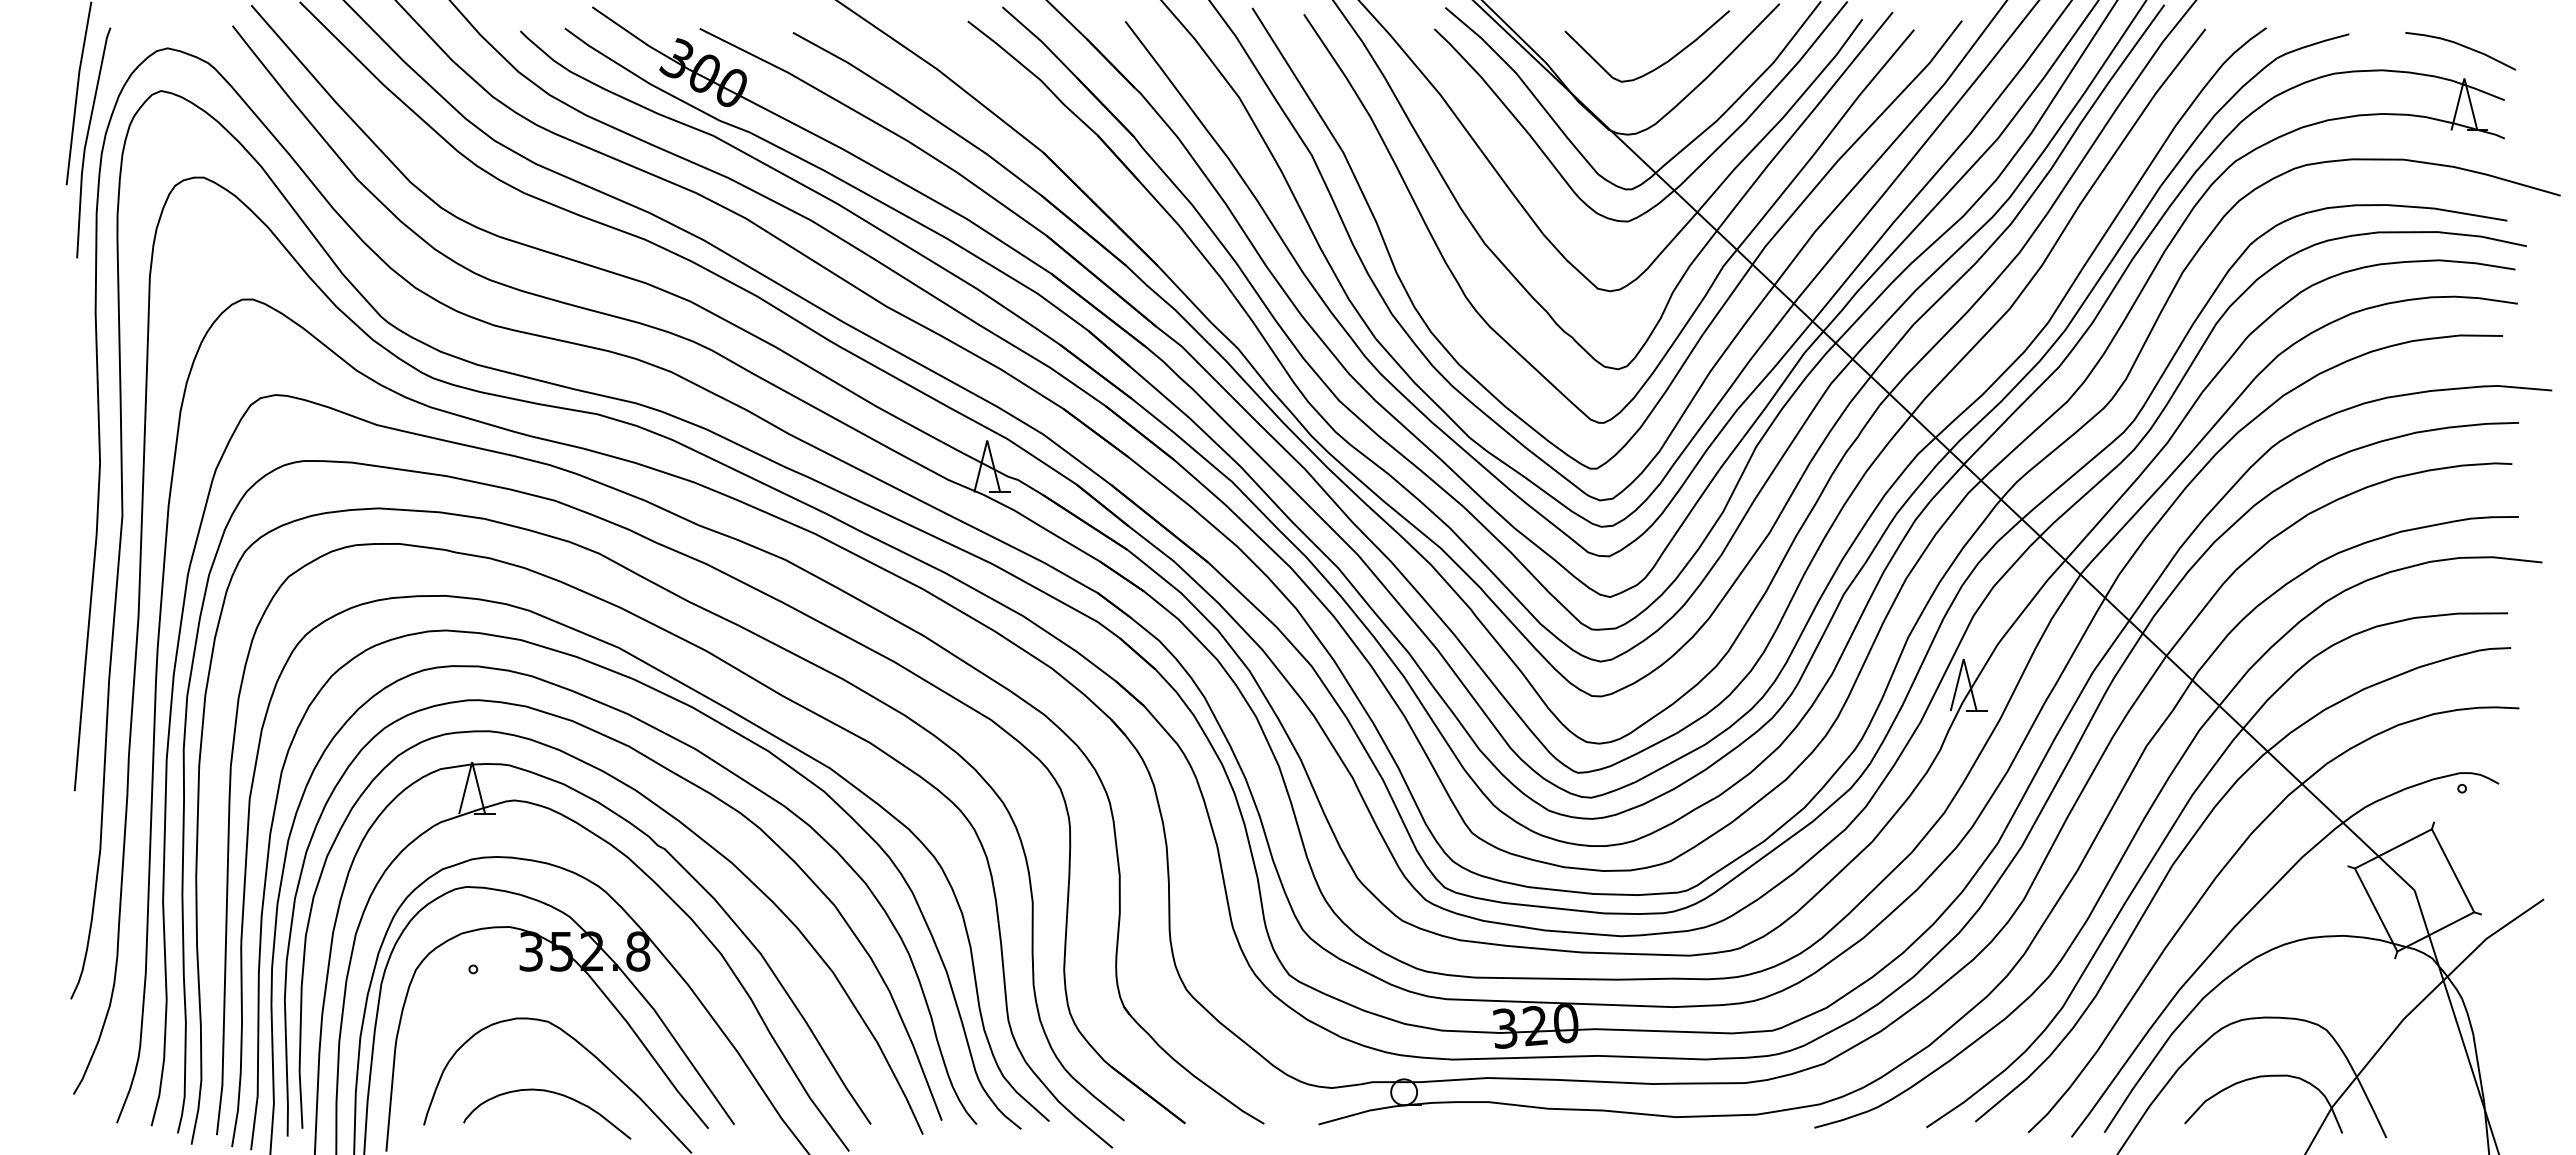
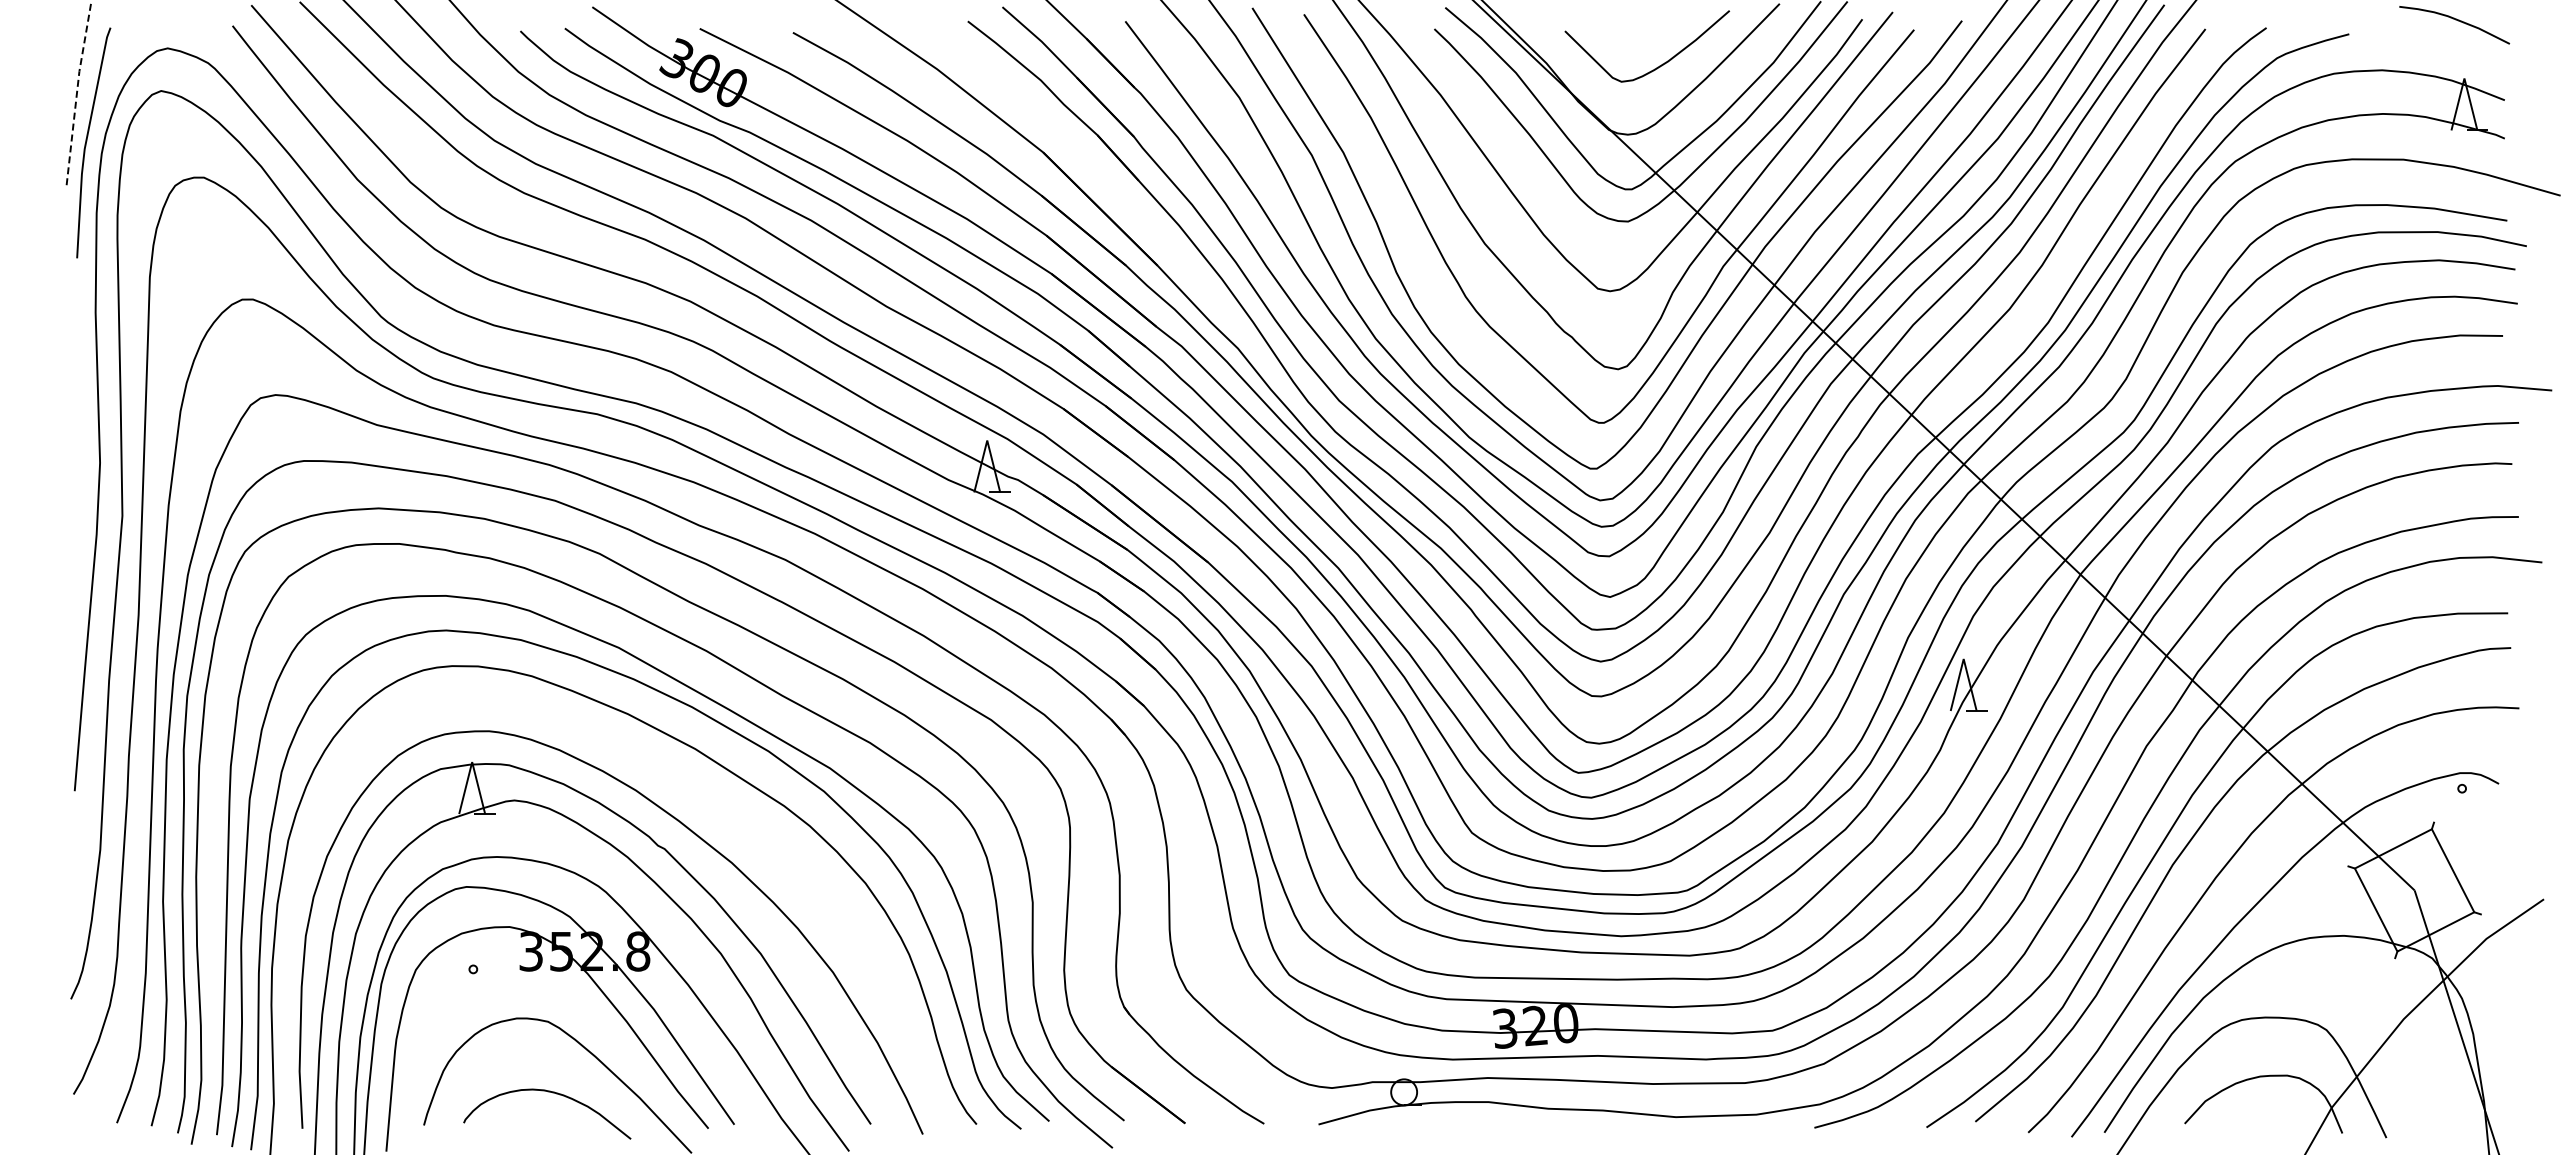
curve position: (2461, 46) -> (2455, 20) (2455, 20)
line: solid -> dashed (77, 92)
curve: present -> none (693, 785)
